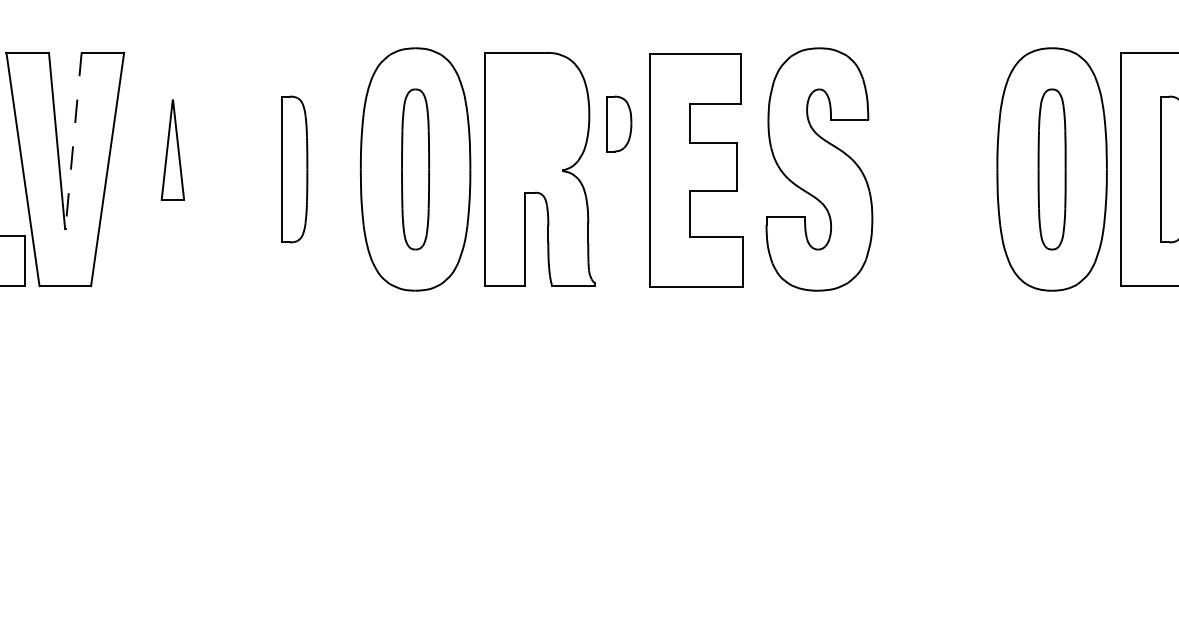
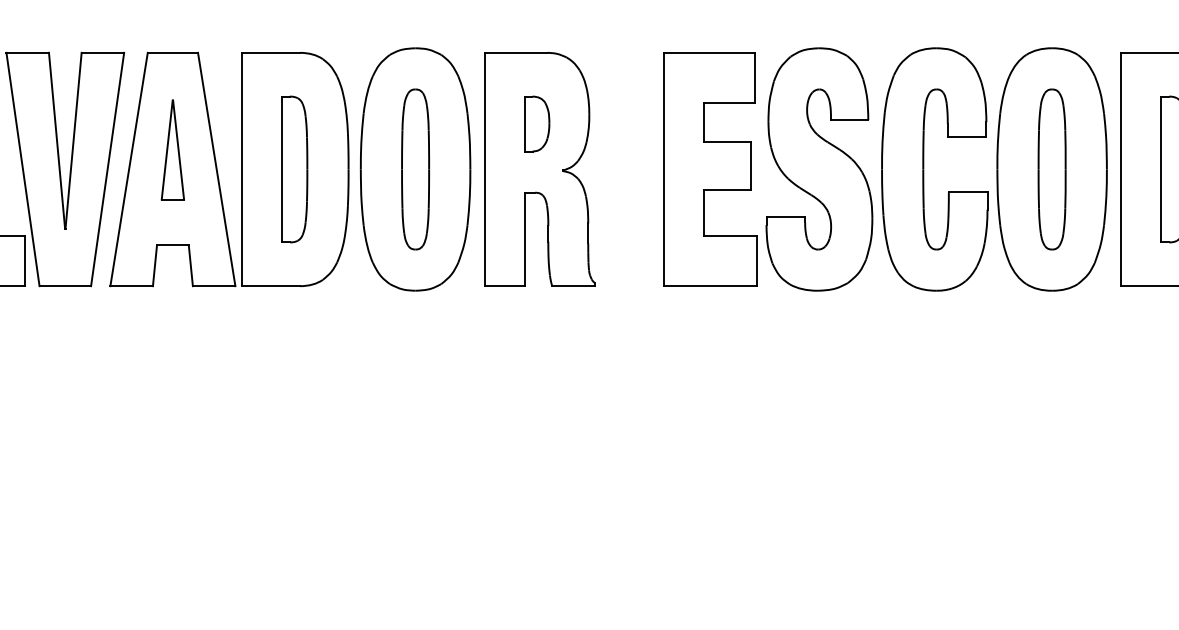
part position: (619, 123) -> (537, 123) (537, 123)
line: dashed -> solid (73, 141)
part: none -> present (924, 169)
part position: (696, 170) -> (710, 169) (710, 169)
part: none -> present (218, 172)
